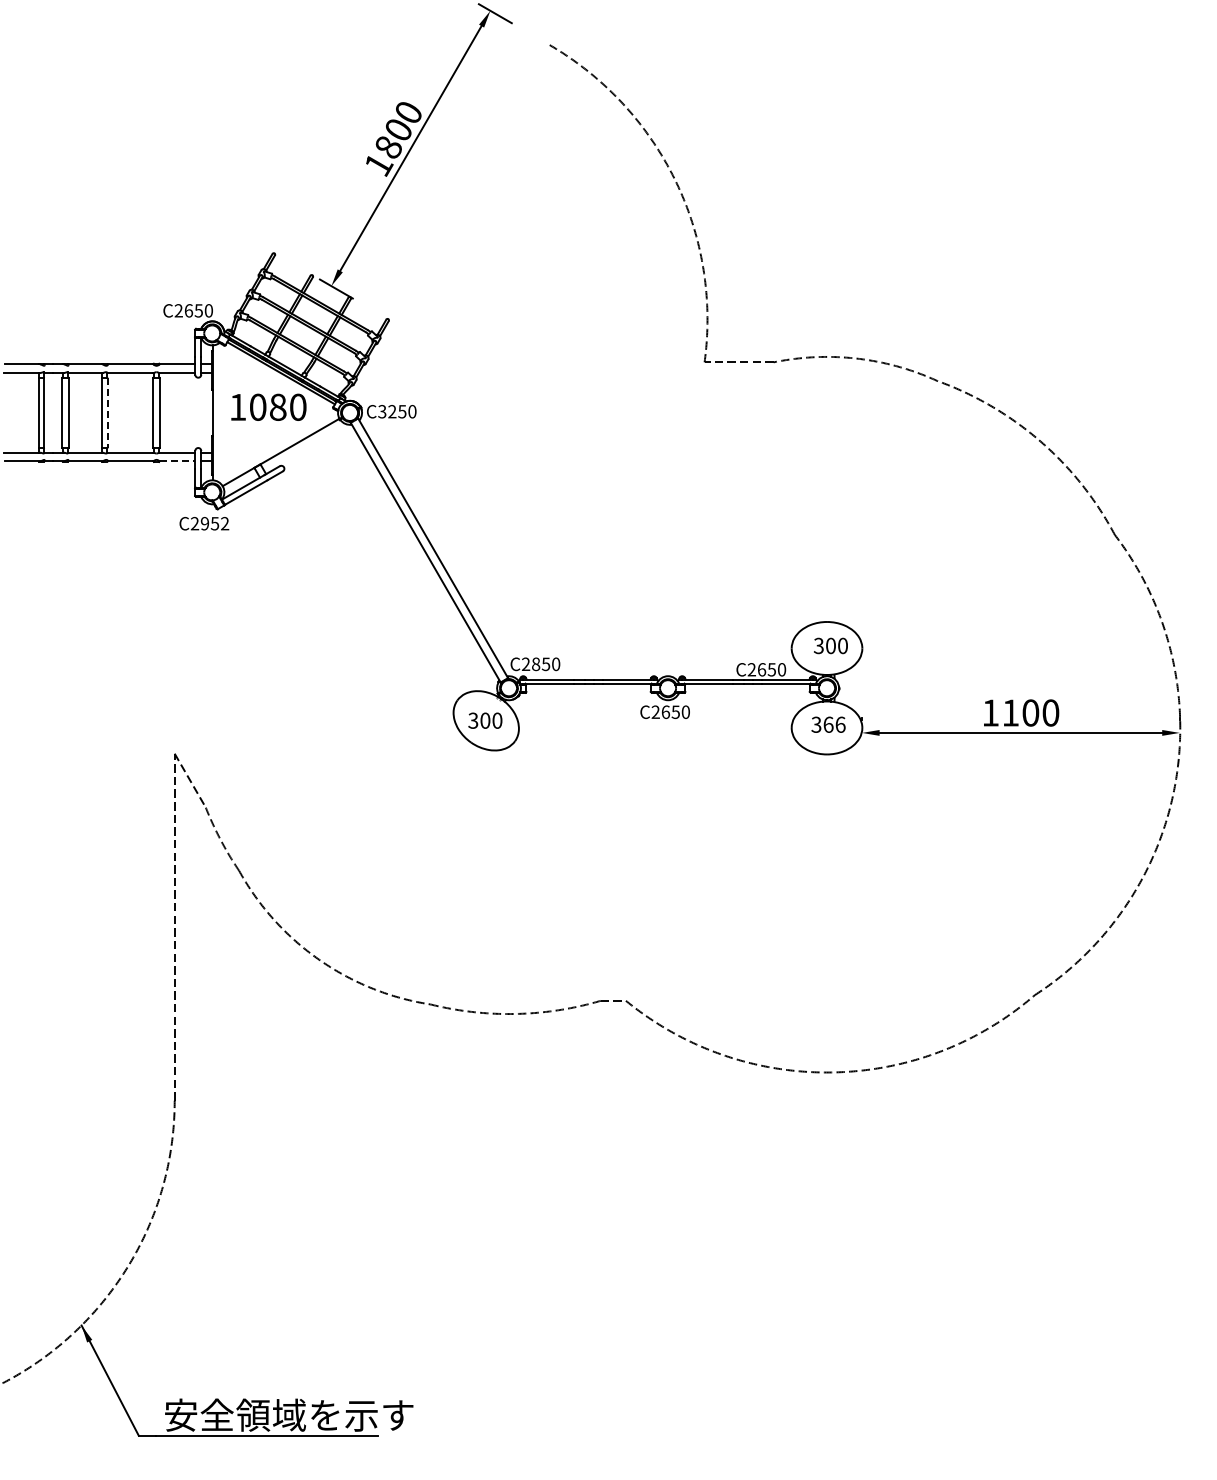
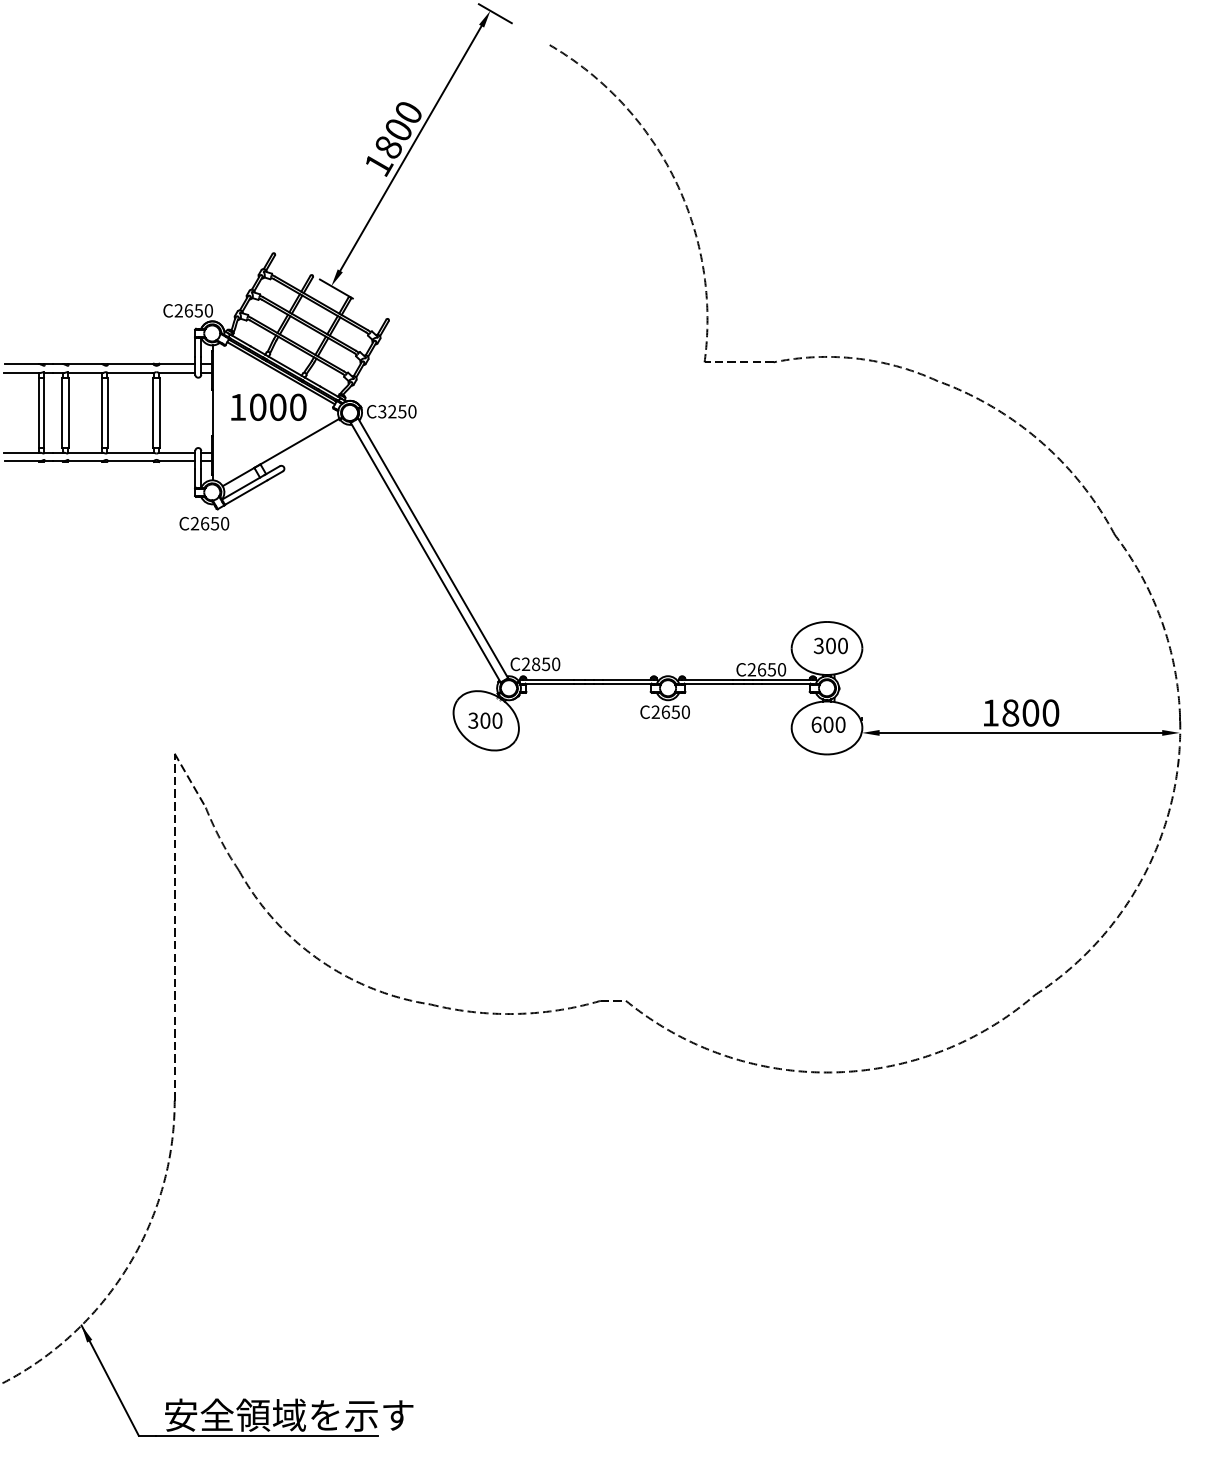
text: 1080 -> 1000 (278, 407)
line: dashed -> solid (107, 413)
line: dashed -> solid (177, 461)
text: C2952 -> C2650 (214, 523)
text: 1100 -> 1800 (1010, 712)
text: 366 -> 600 (828, 724)
